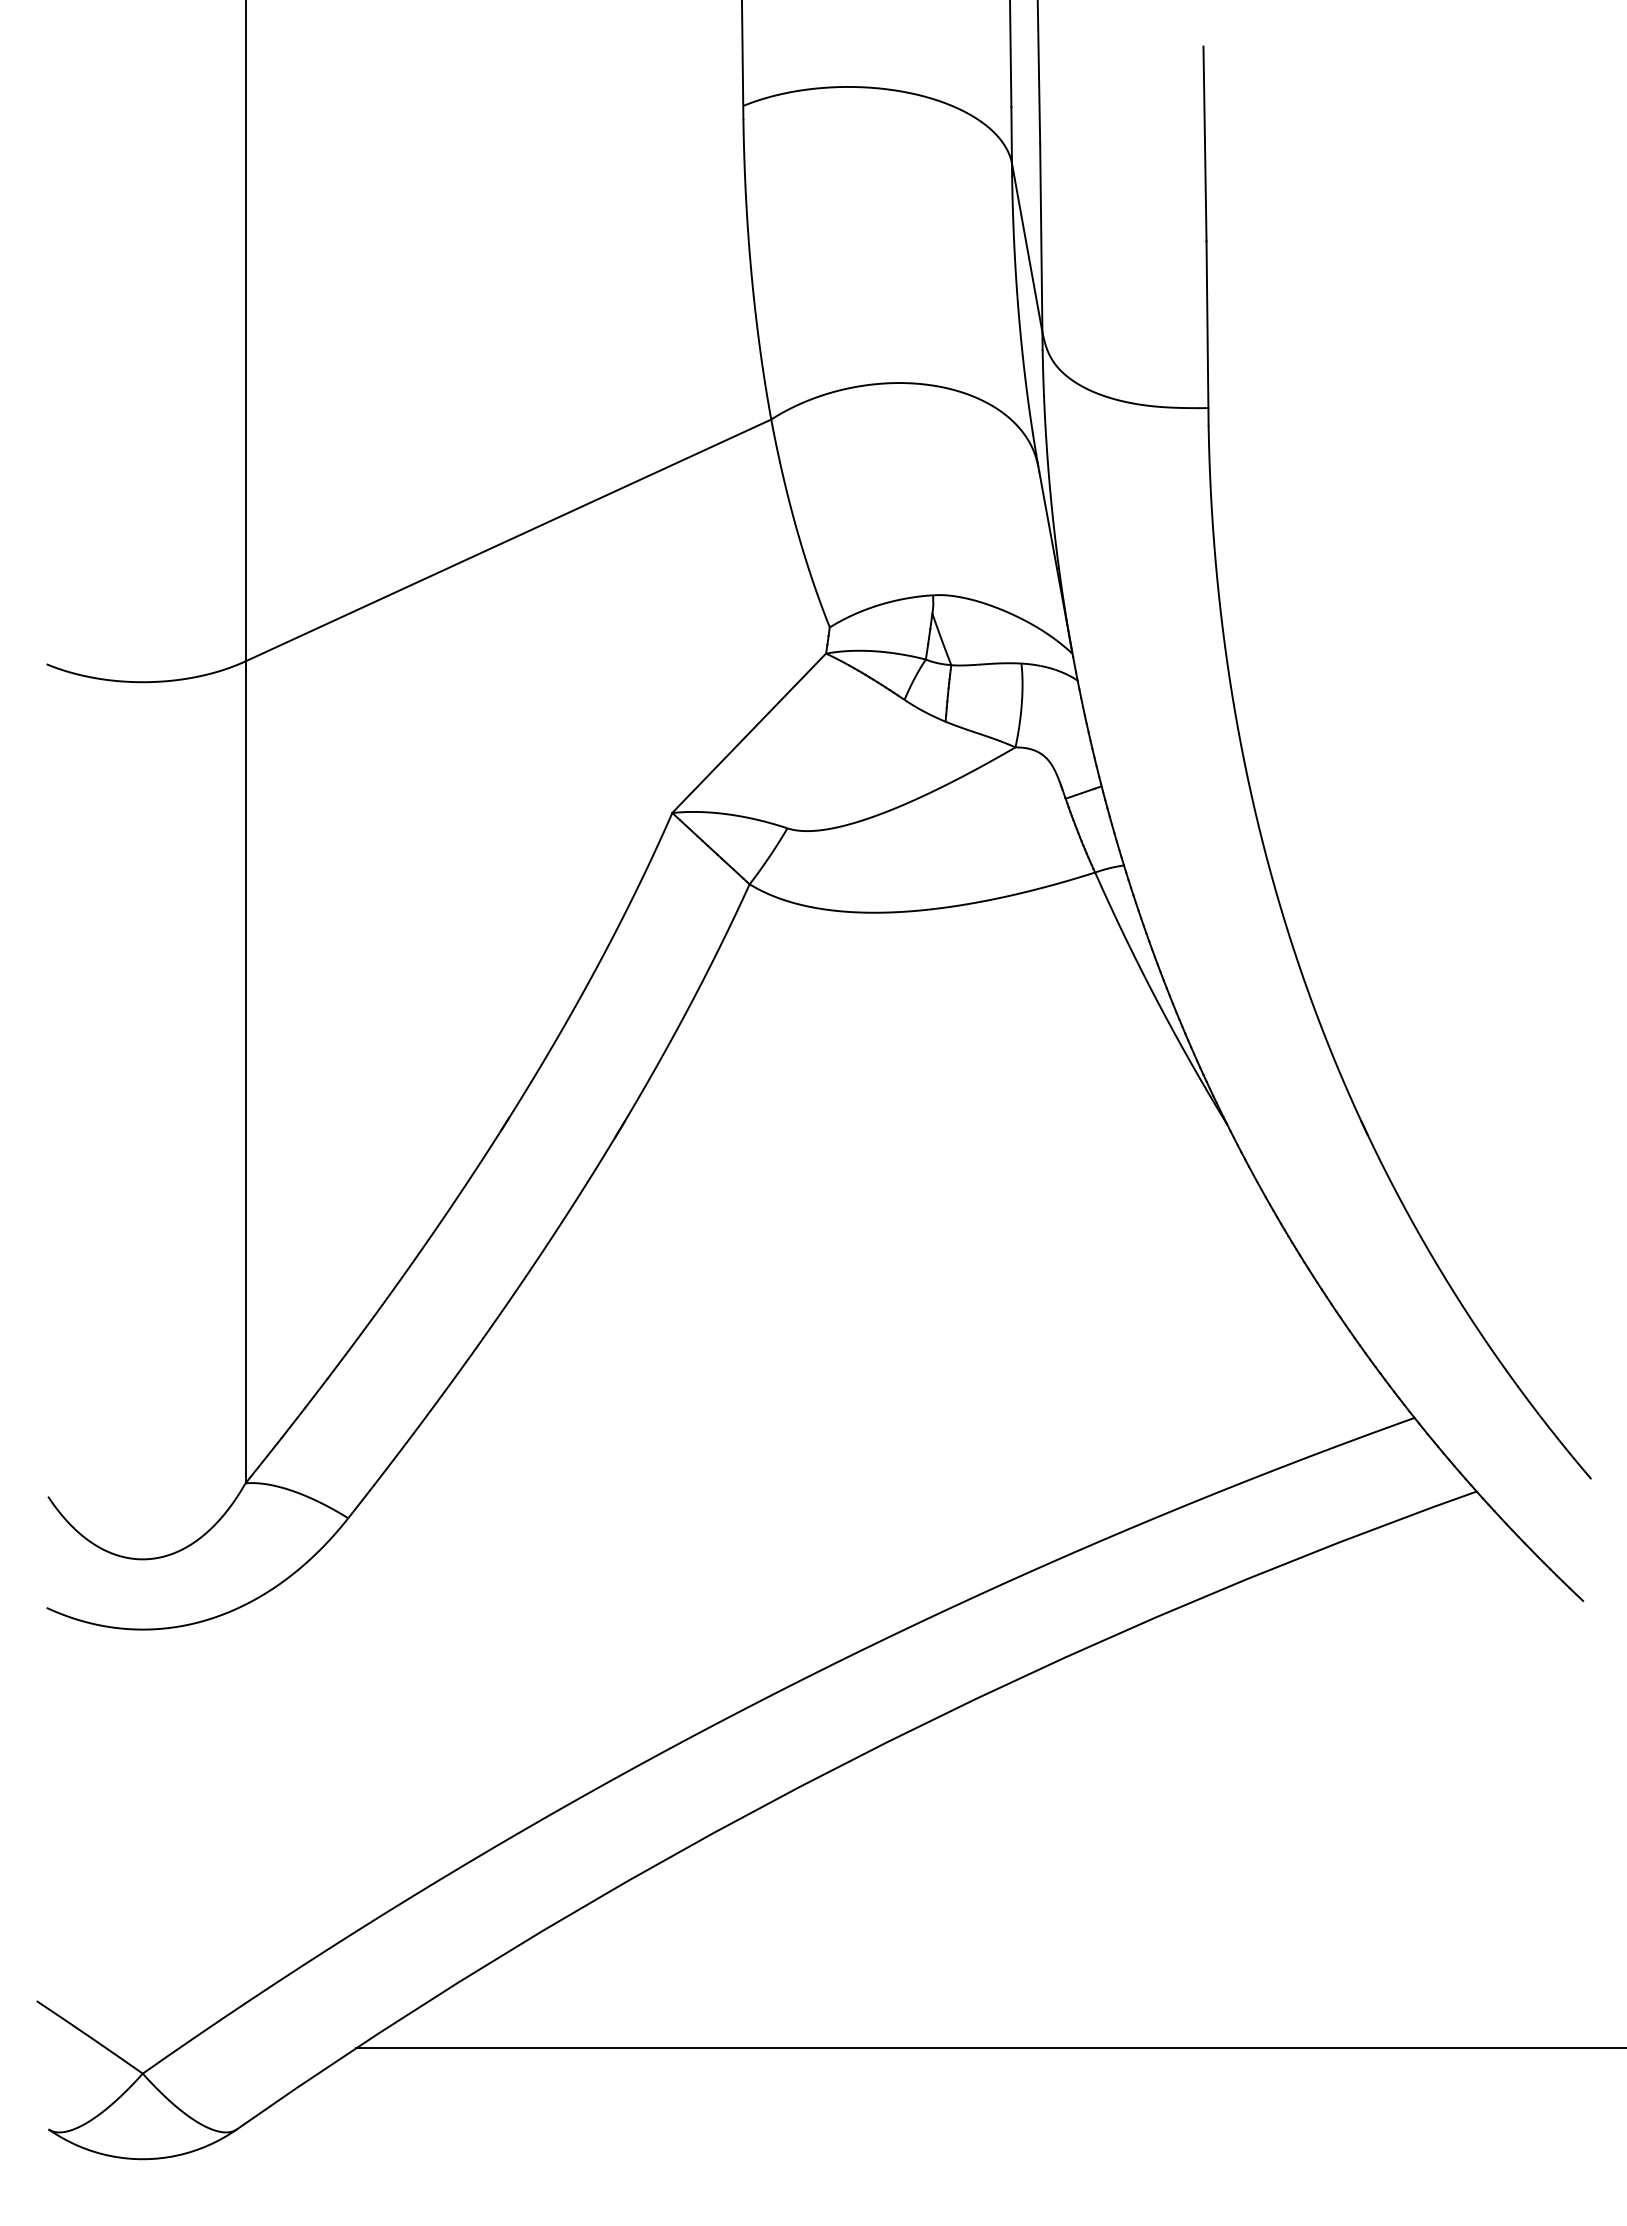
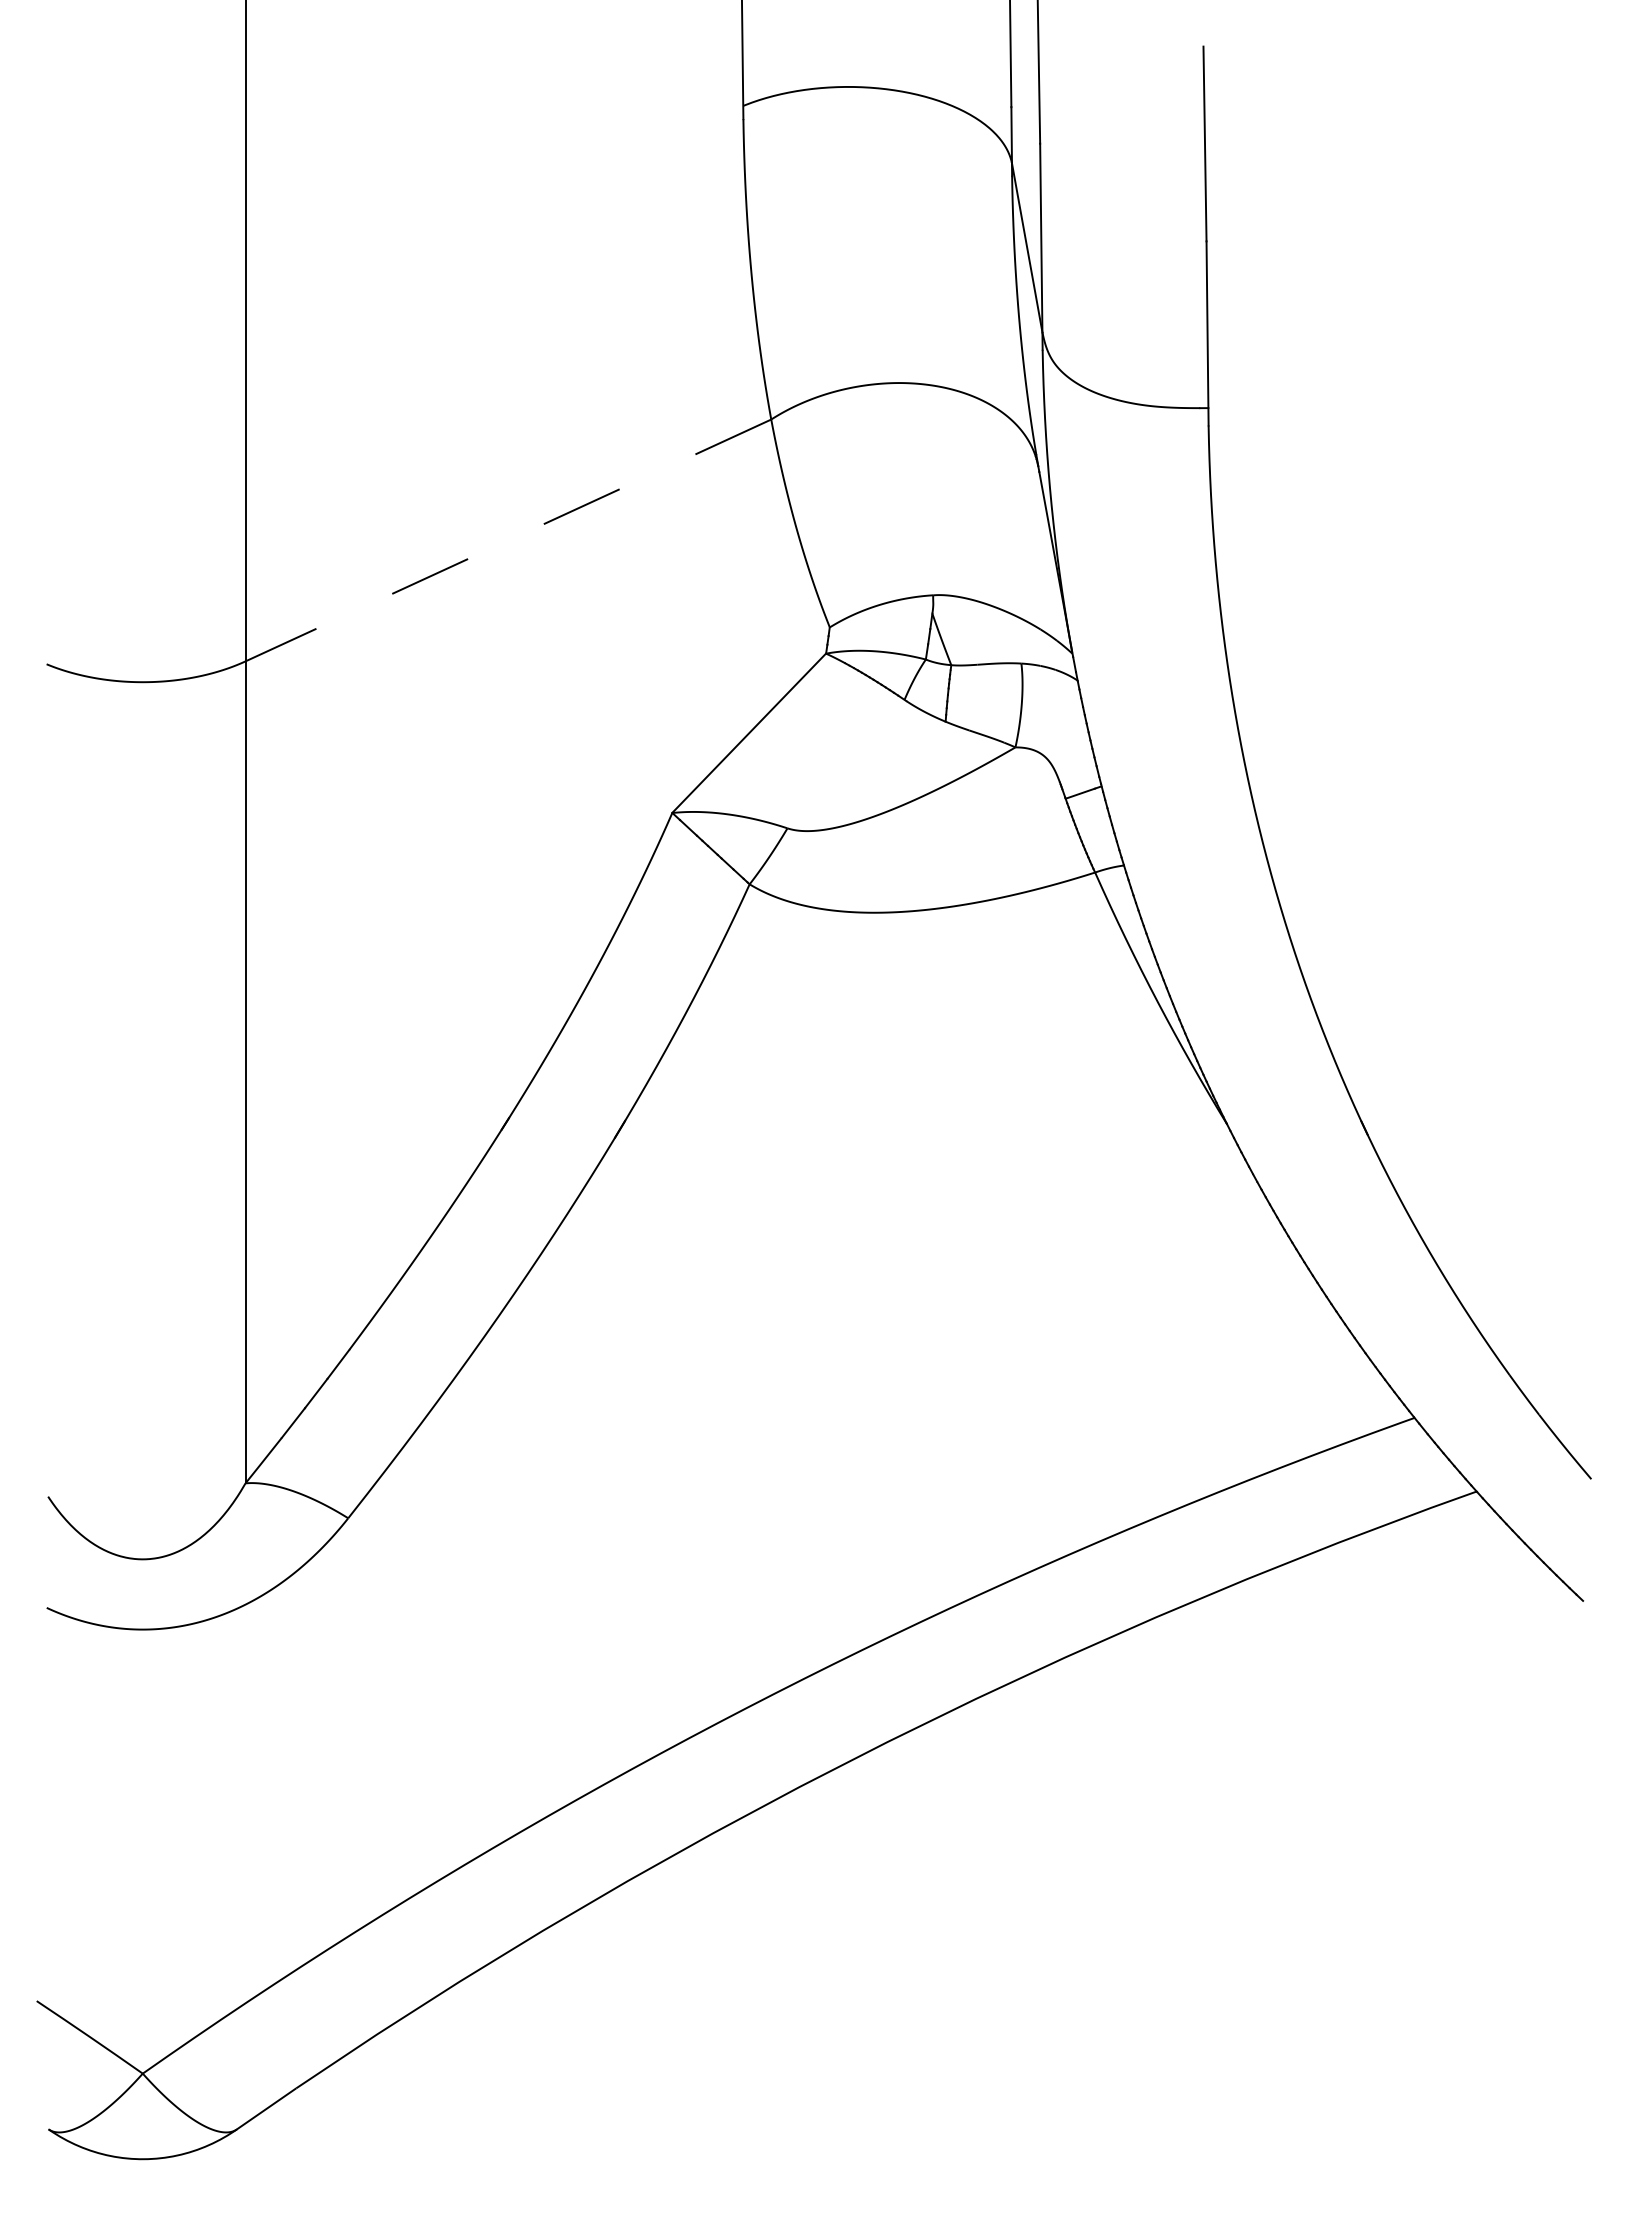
line: solid -> dashed (507, 540)
line: present -> none (989, 2048)
